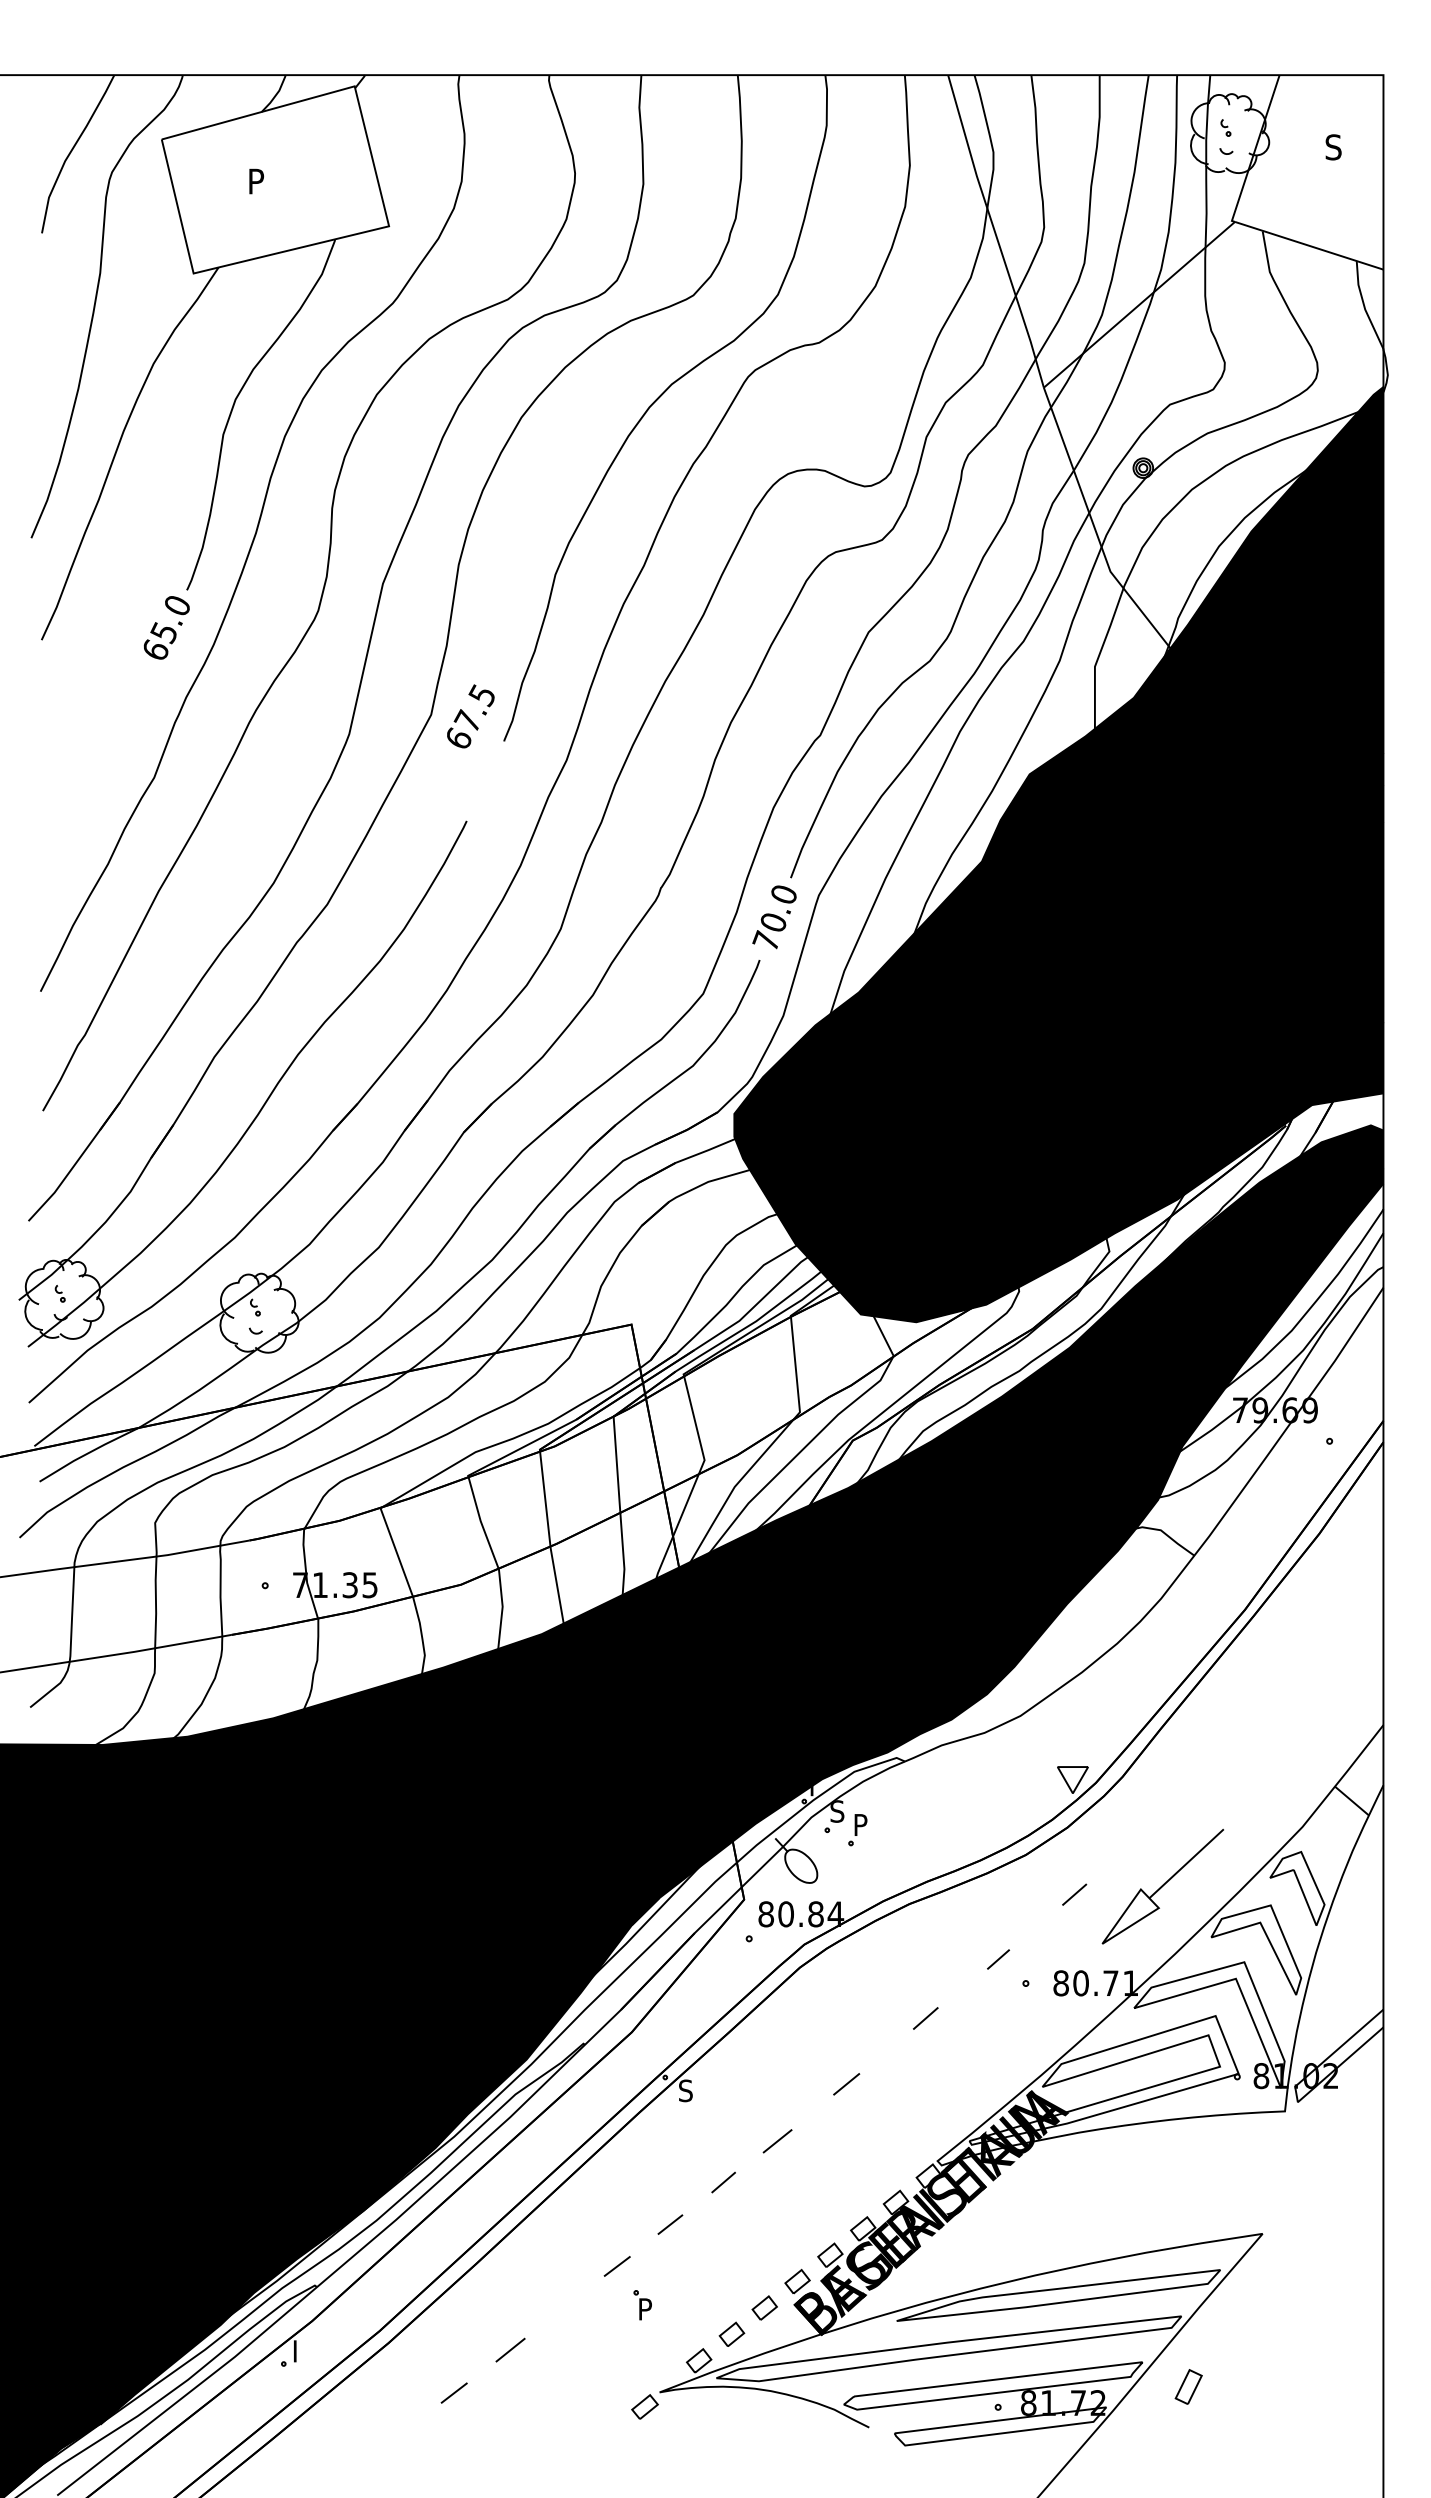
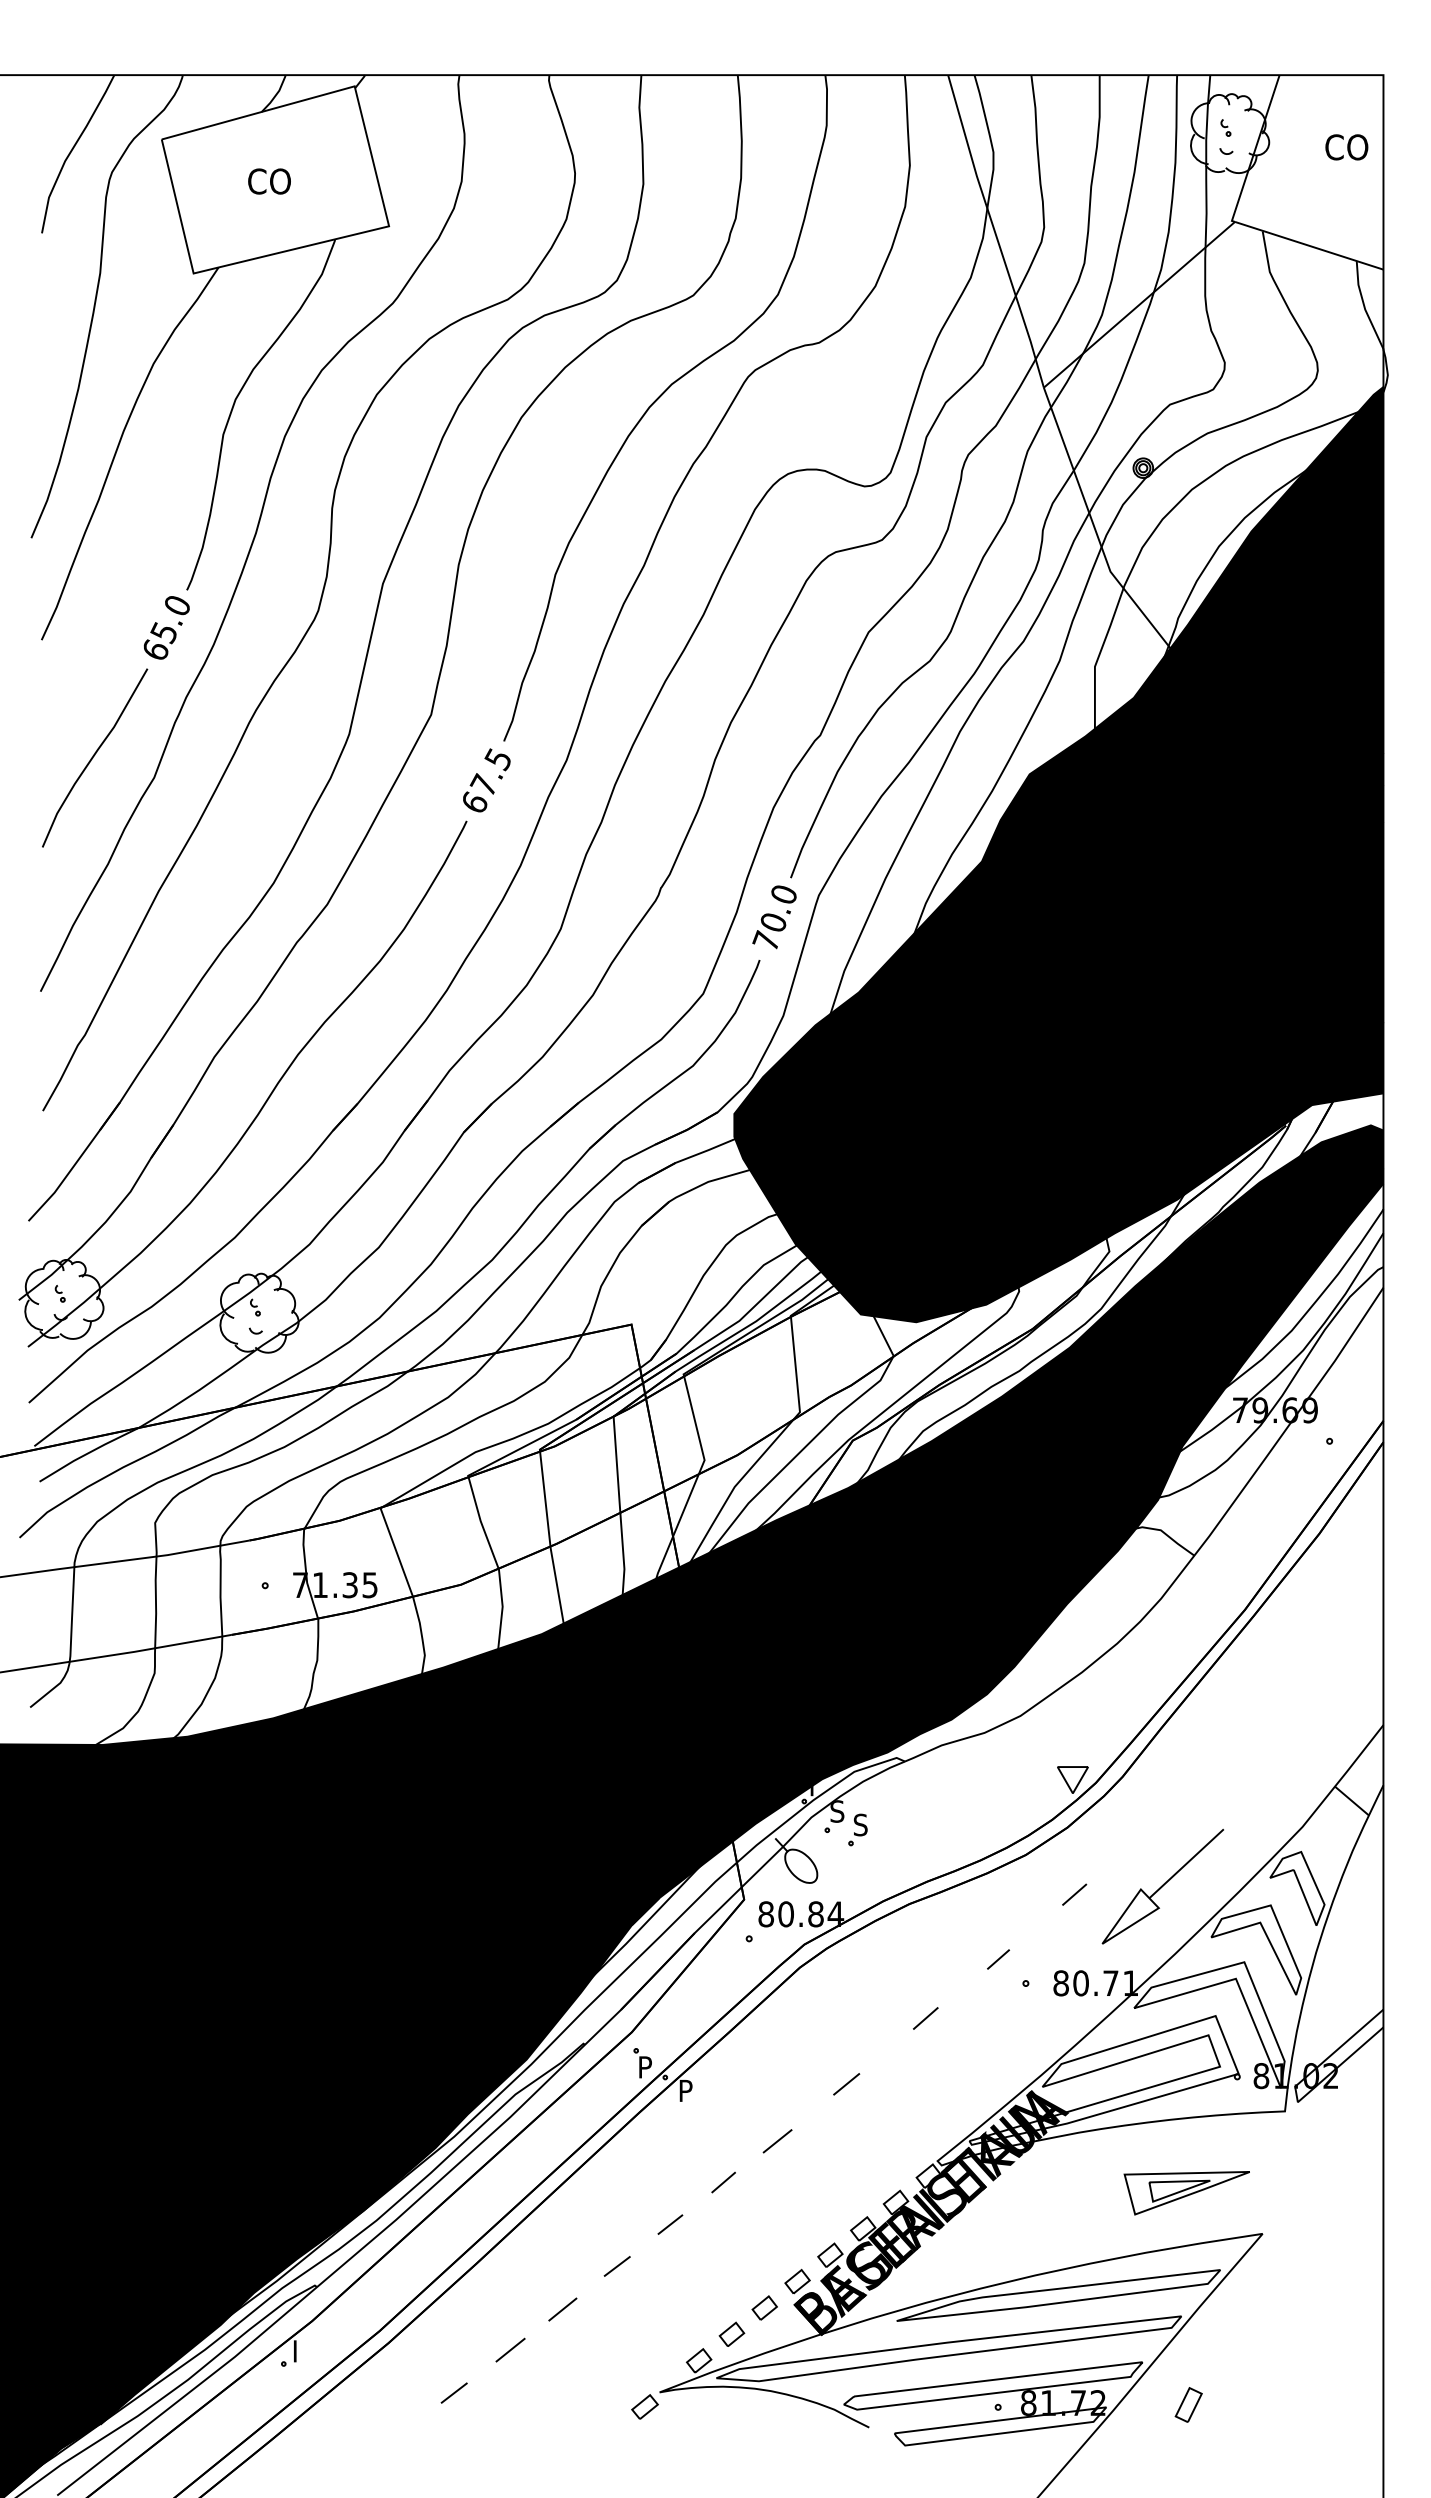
text: S -> CO (1346, 147)
text: P -> CO (269, 181)
text position: (470, 716) -> (486, 780) (486, 780)
curve: none -> present (94, 756)
text: P -> S (860, 1824)
text: S -> P (685, 2090)
part: none -> present (1186, 2193)
part position: (642, 2305) -> (642, 2063) (642, 2063)
line: none -> present (562, 2309)
part position: (1188, 2386) -> (1188, 2404) (1188, 2404)
